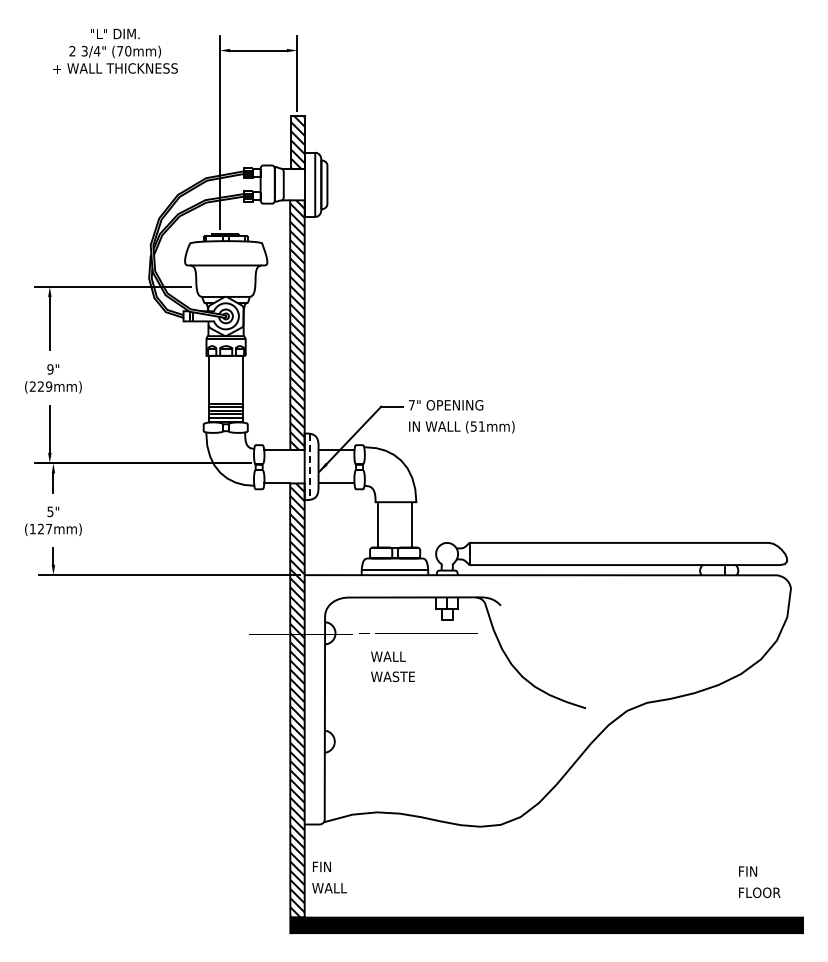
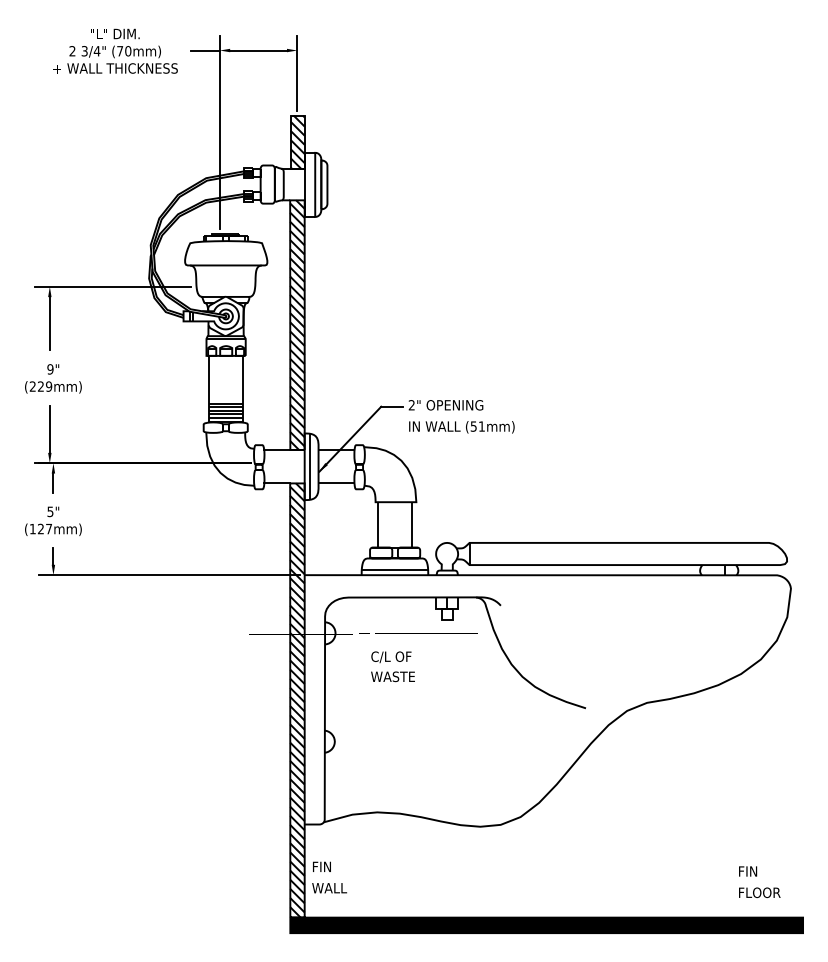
line: none -> present (204, 50)
text: 7" -> 2" (411, 405)
line: dashed -> solid (310, 466)
text: WALL -> C/L OF (391, 657)
